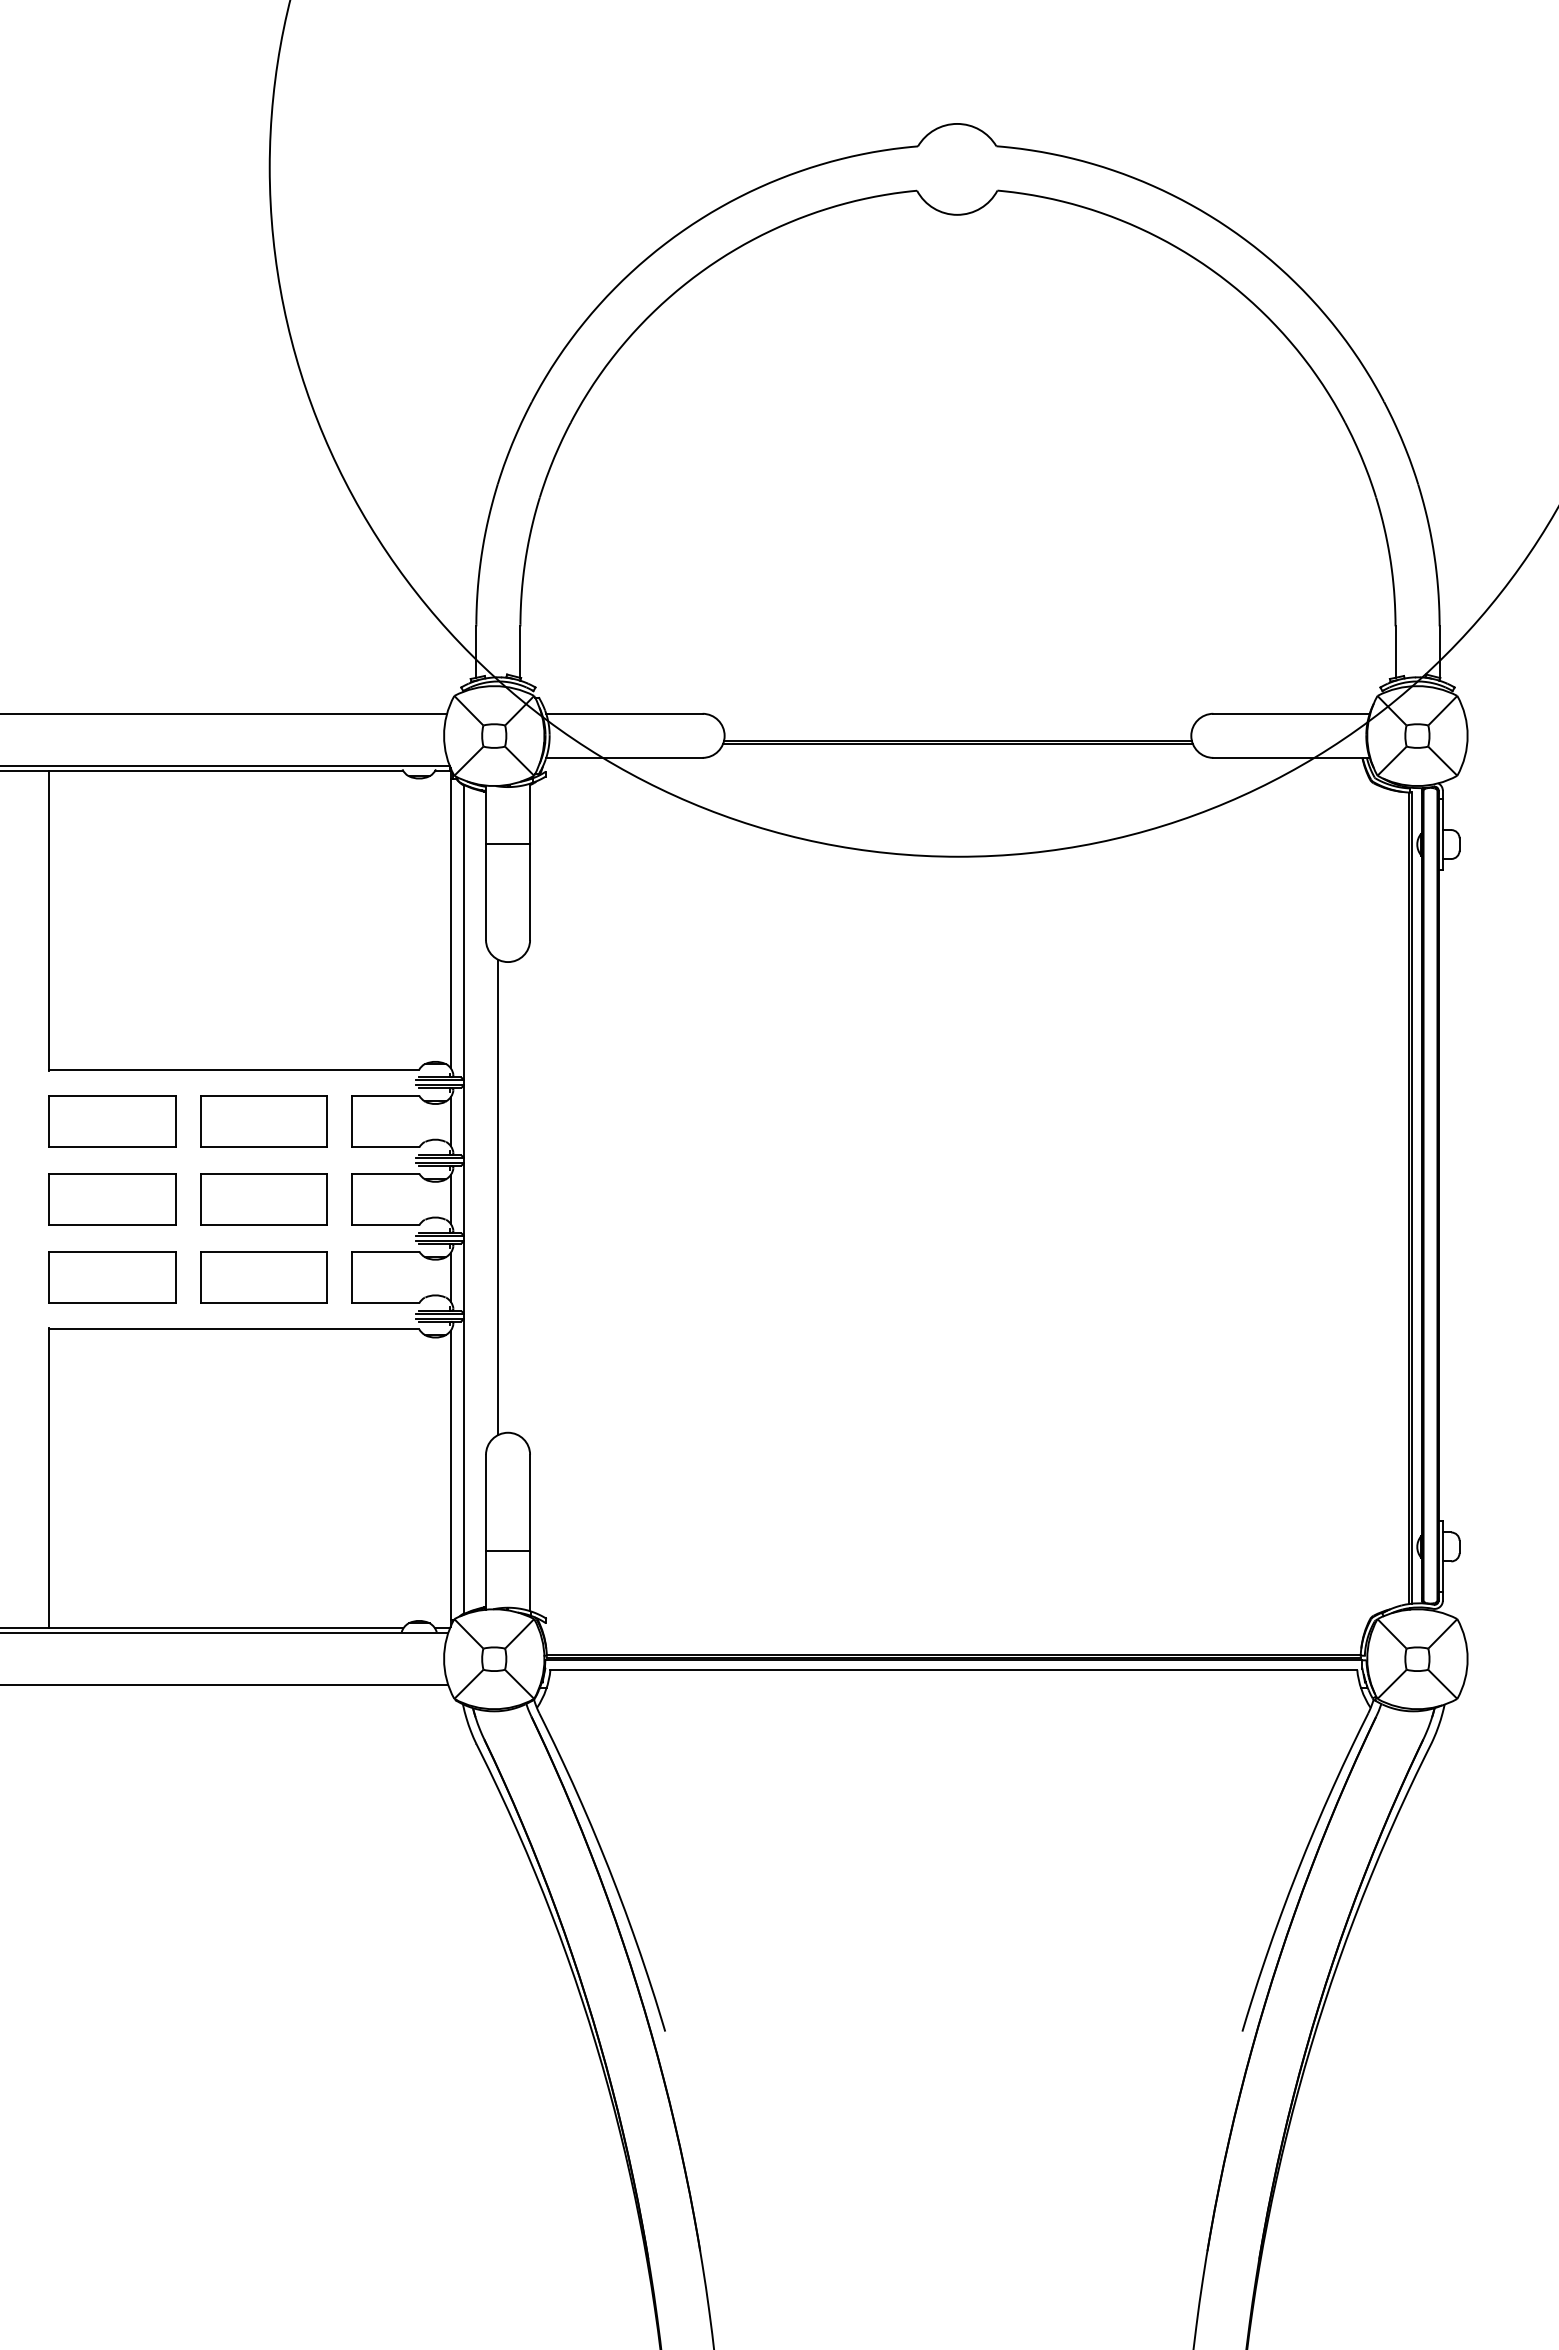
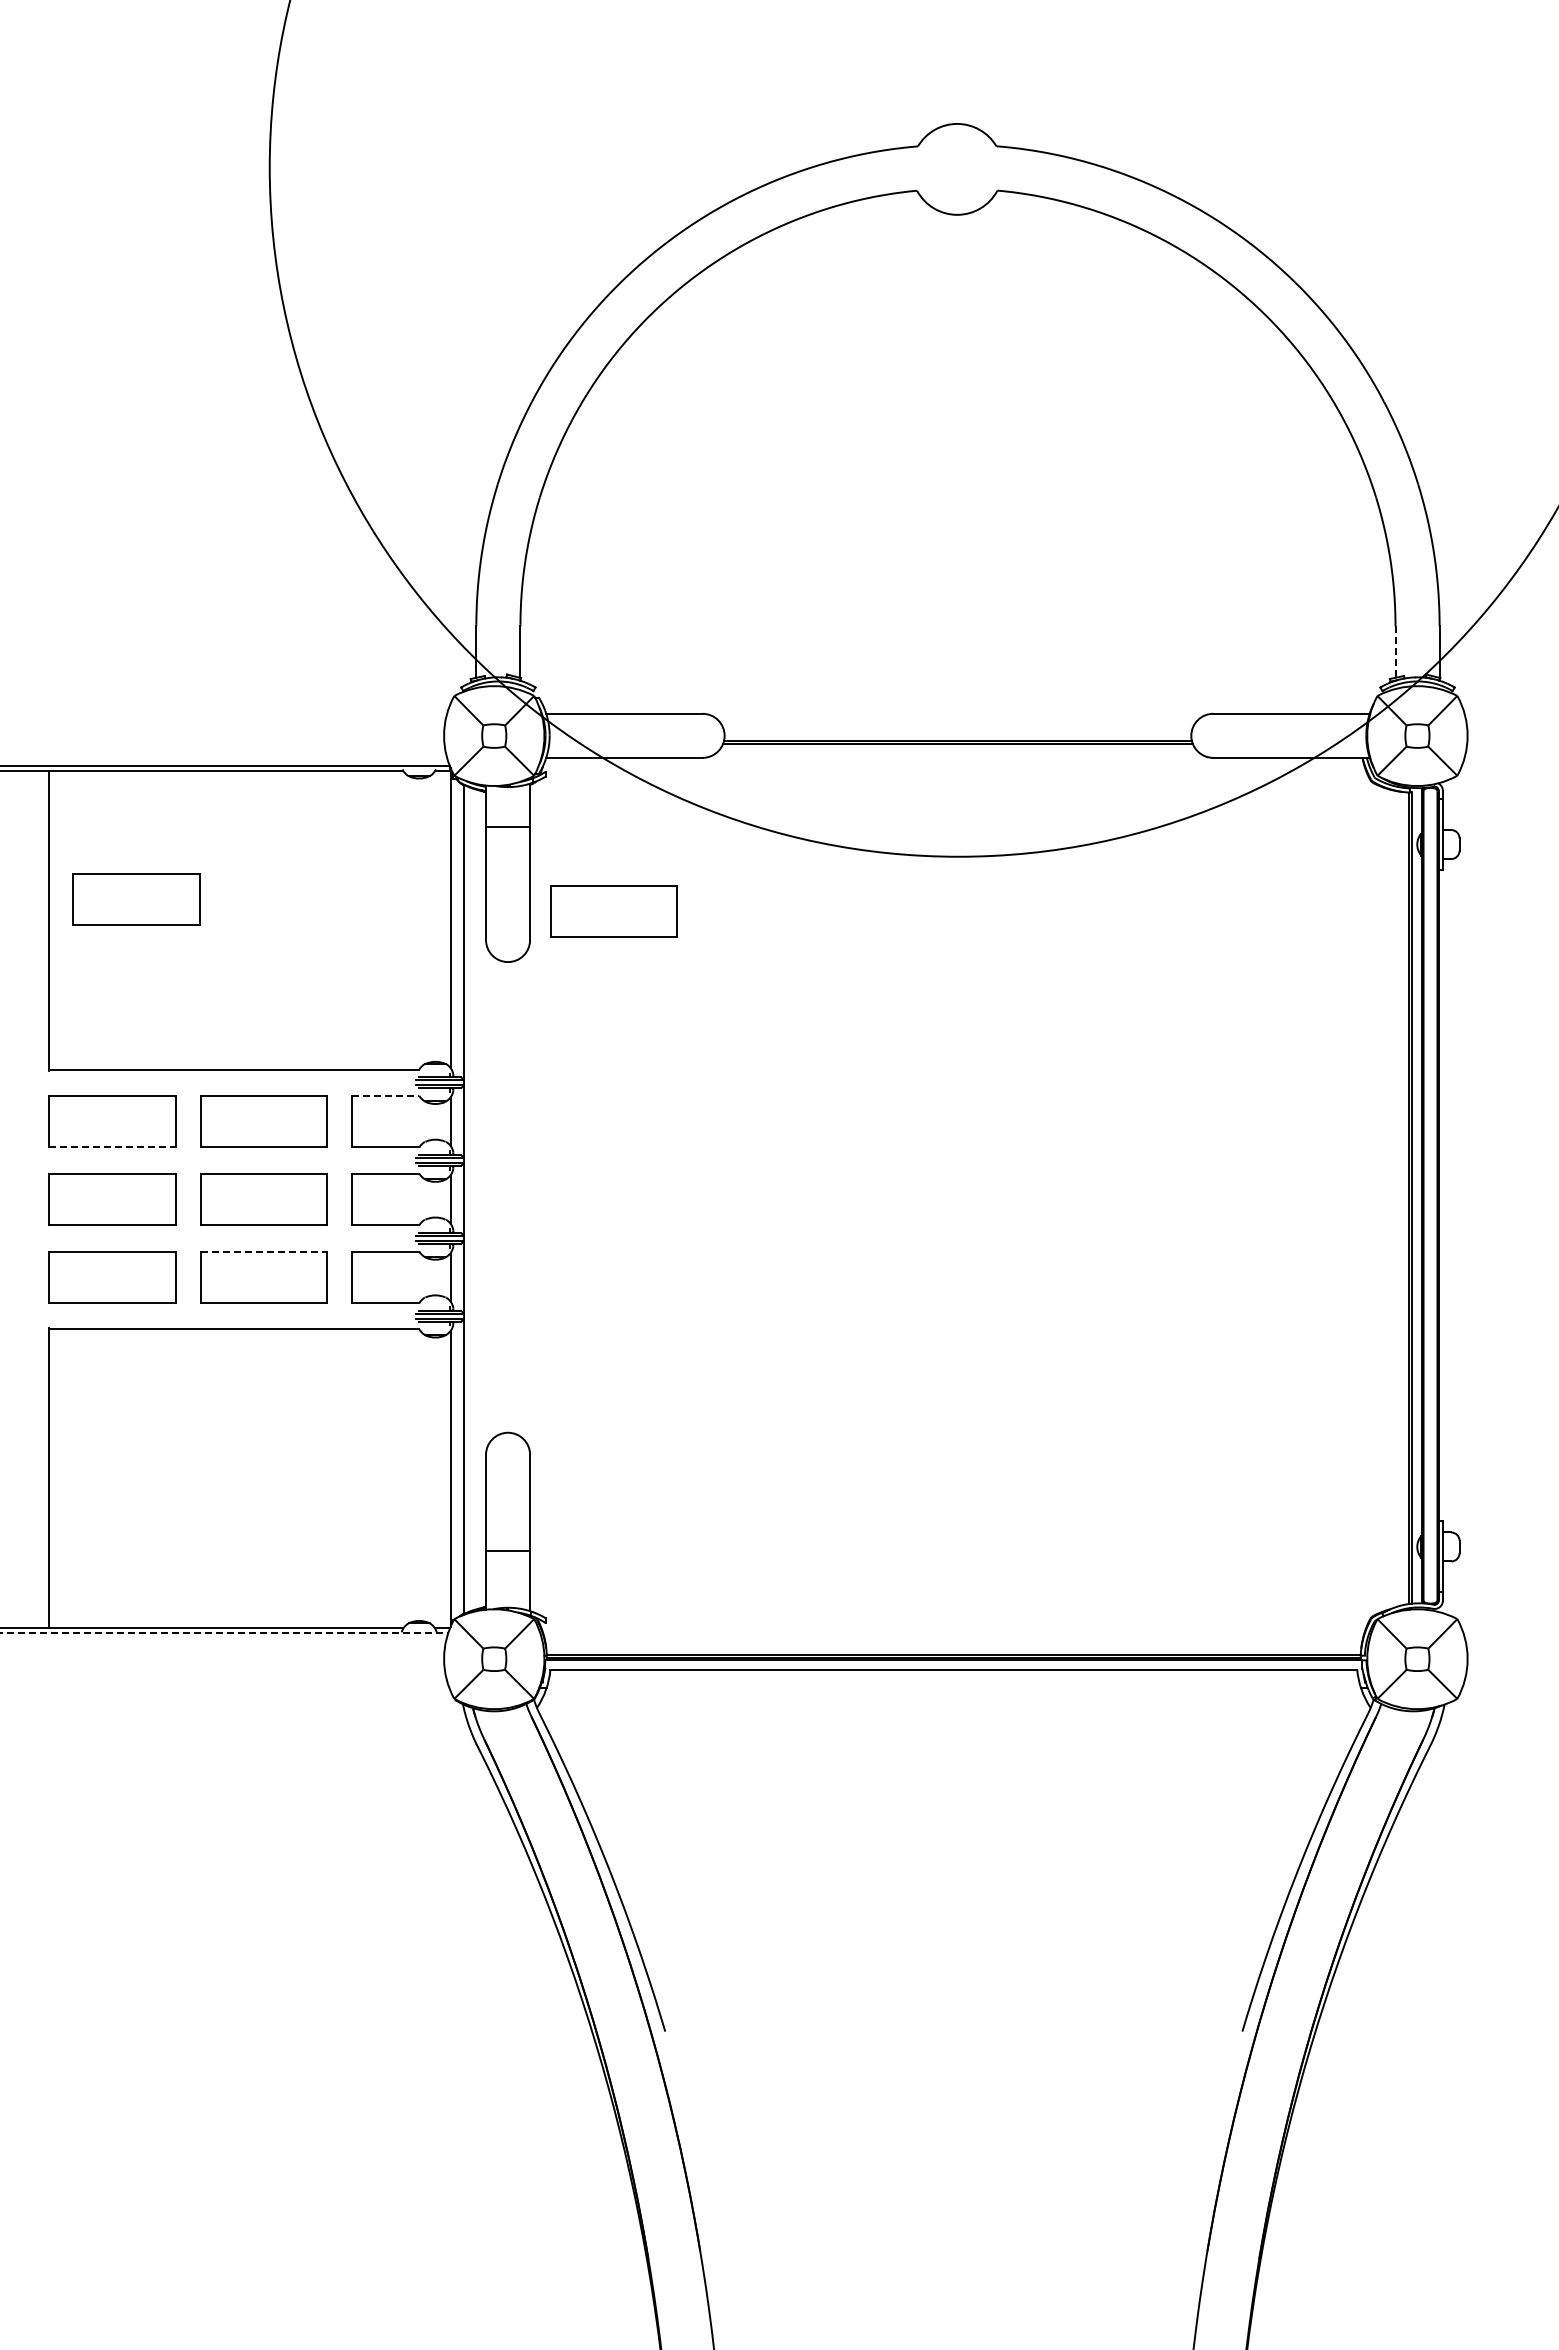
line: solid -> dashed (1395, 652)
line: present -> none (224, 714)
line position: (508, 843) -> (508, 826) (508, 826)
part: none -> present (136, 899)
part: none -> present (613, 911)
line: solid -> dashed (385, 1095)
line: solid -> dashed (112, 1147)
line: present -> none (498, 1197)
line: solid -> dashed (264, 1251)
line: solid -> dashed (224, 1633)
line: present -> none (225, 1685)
